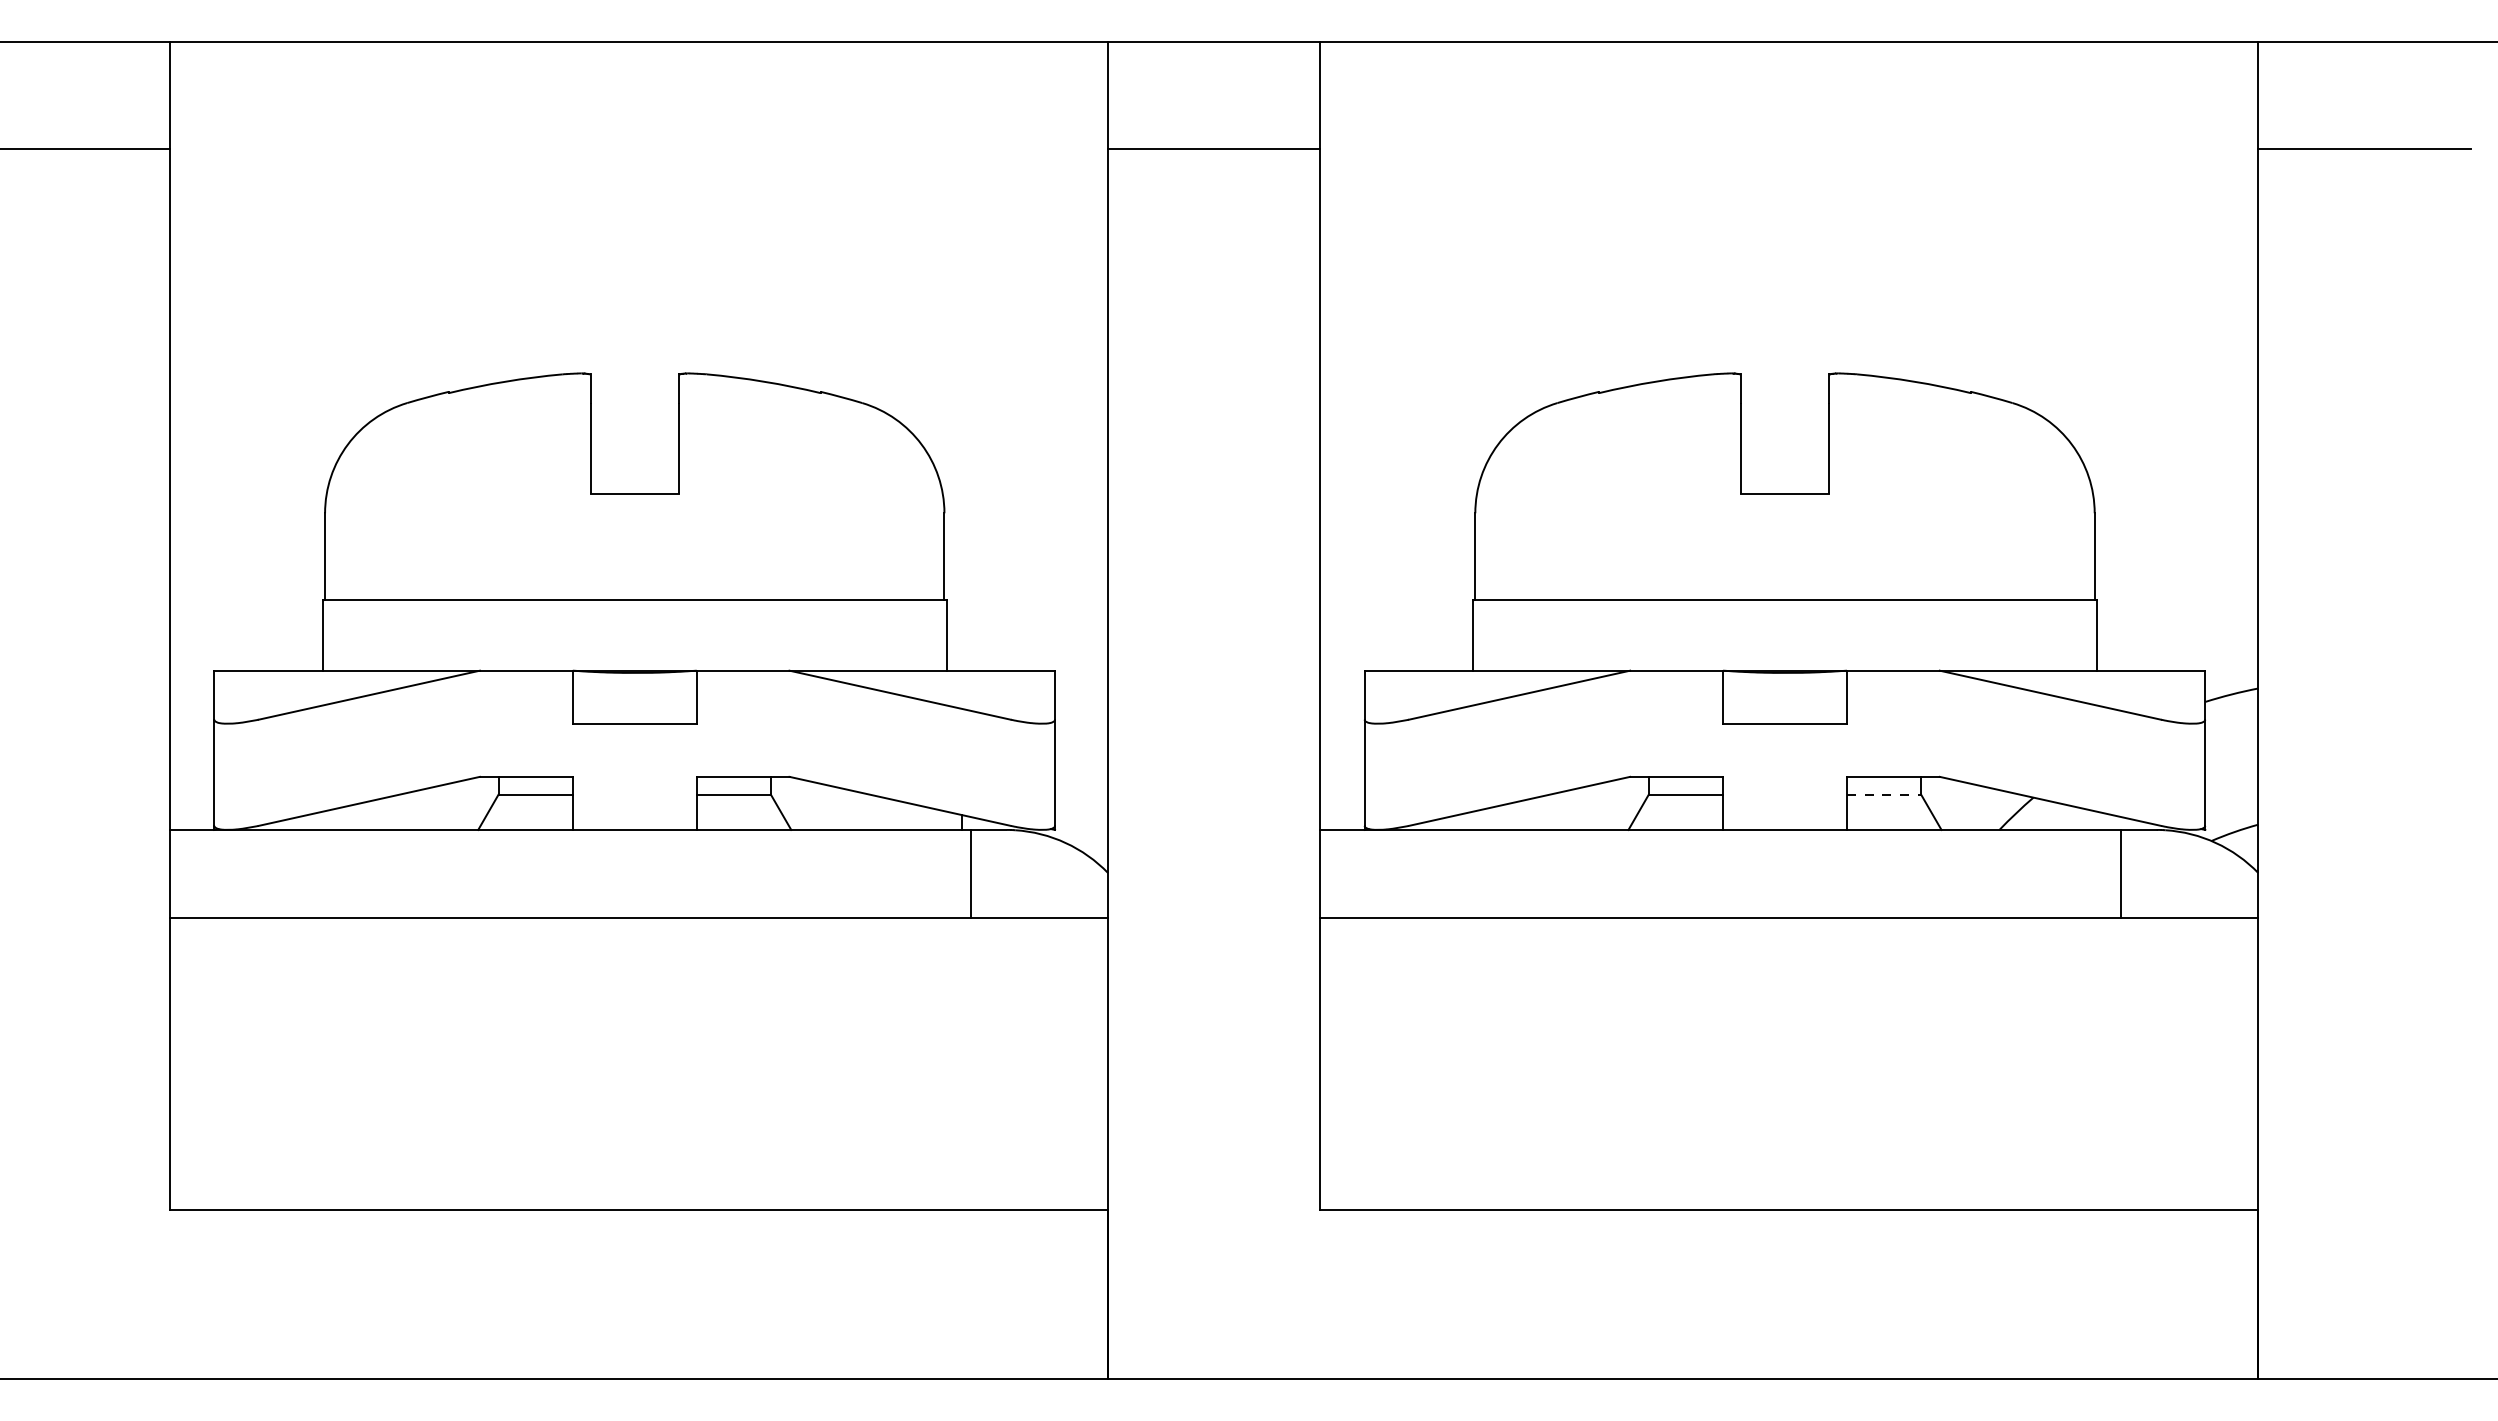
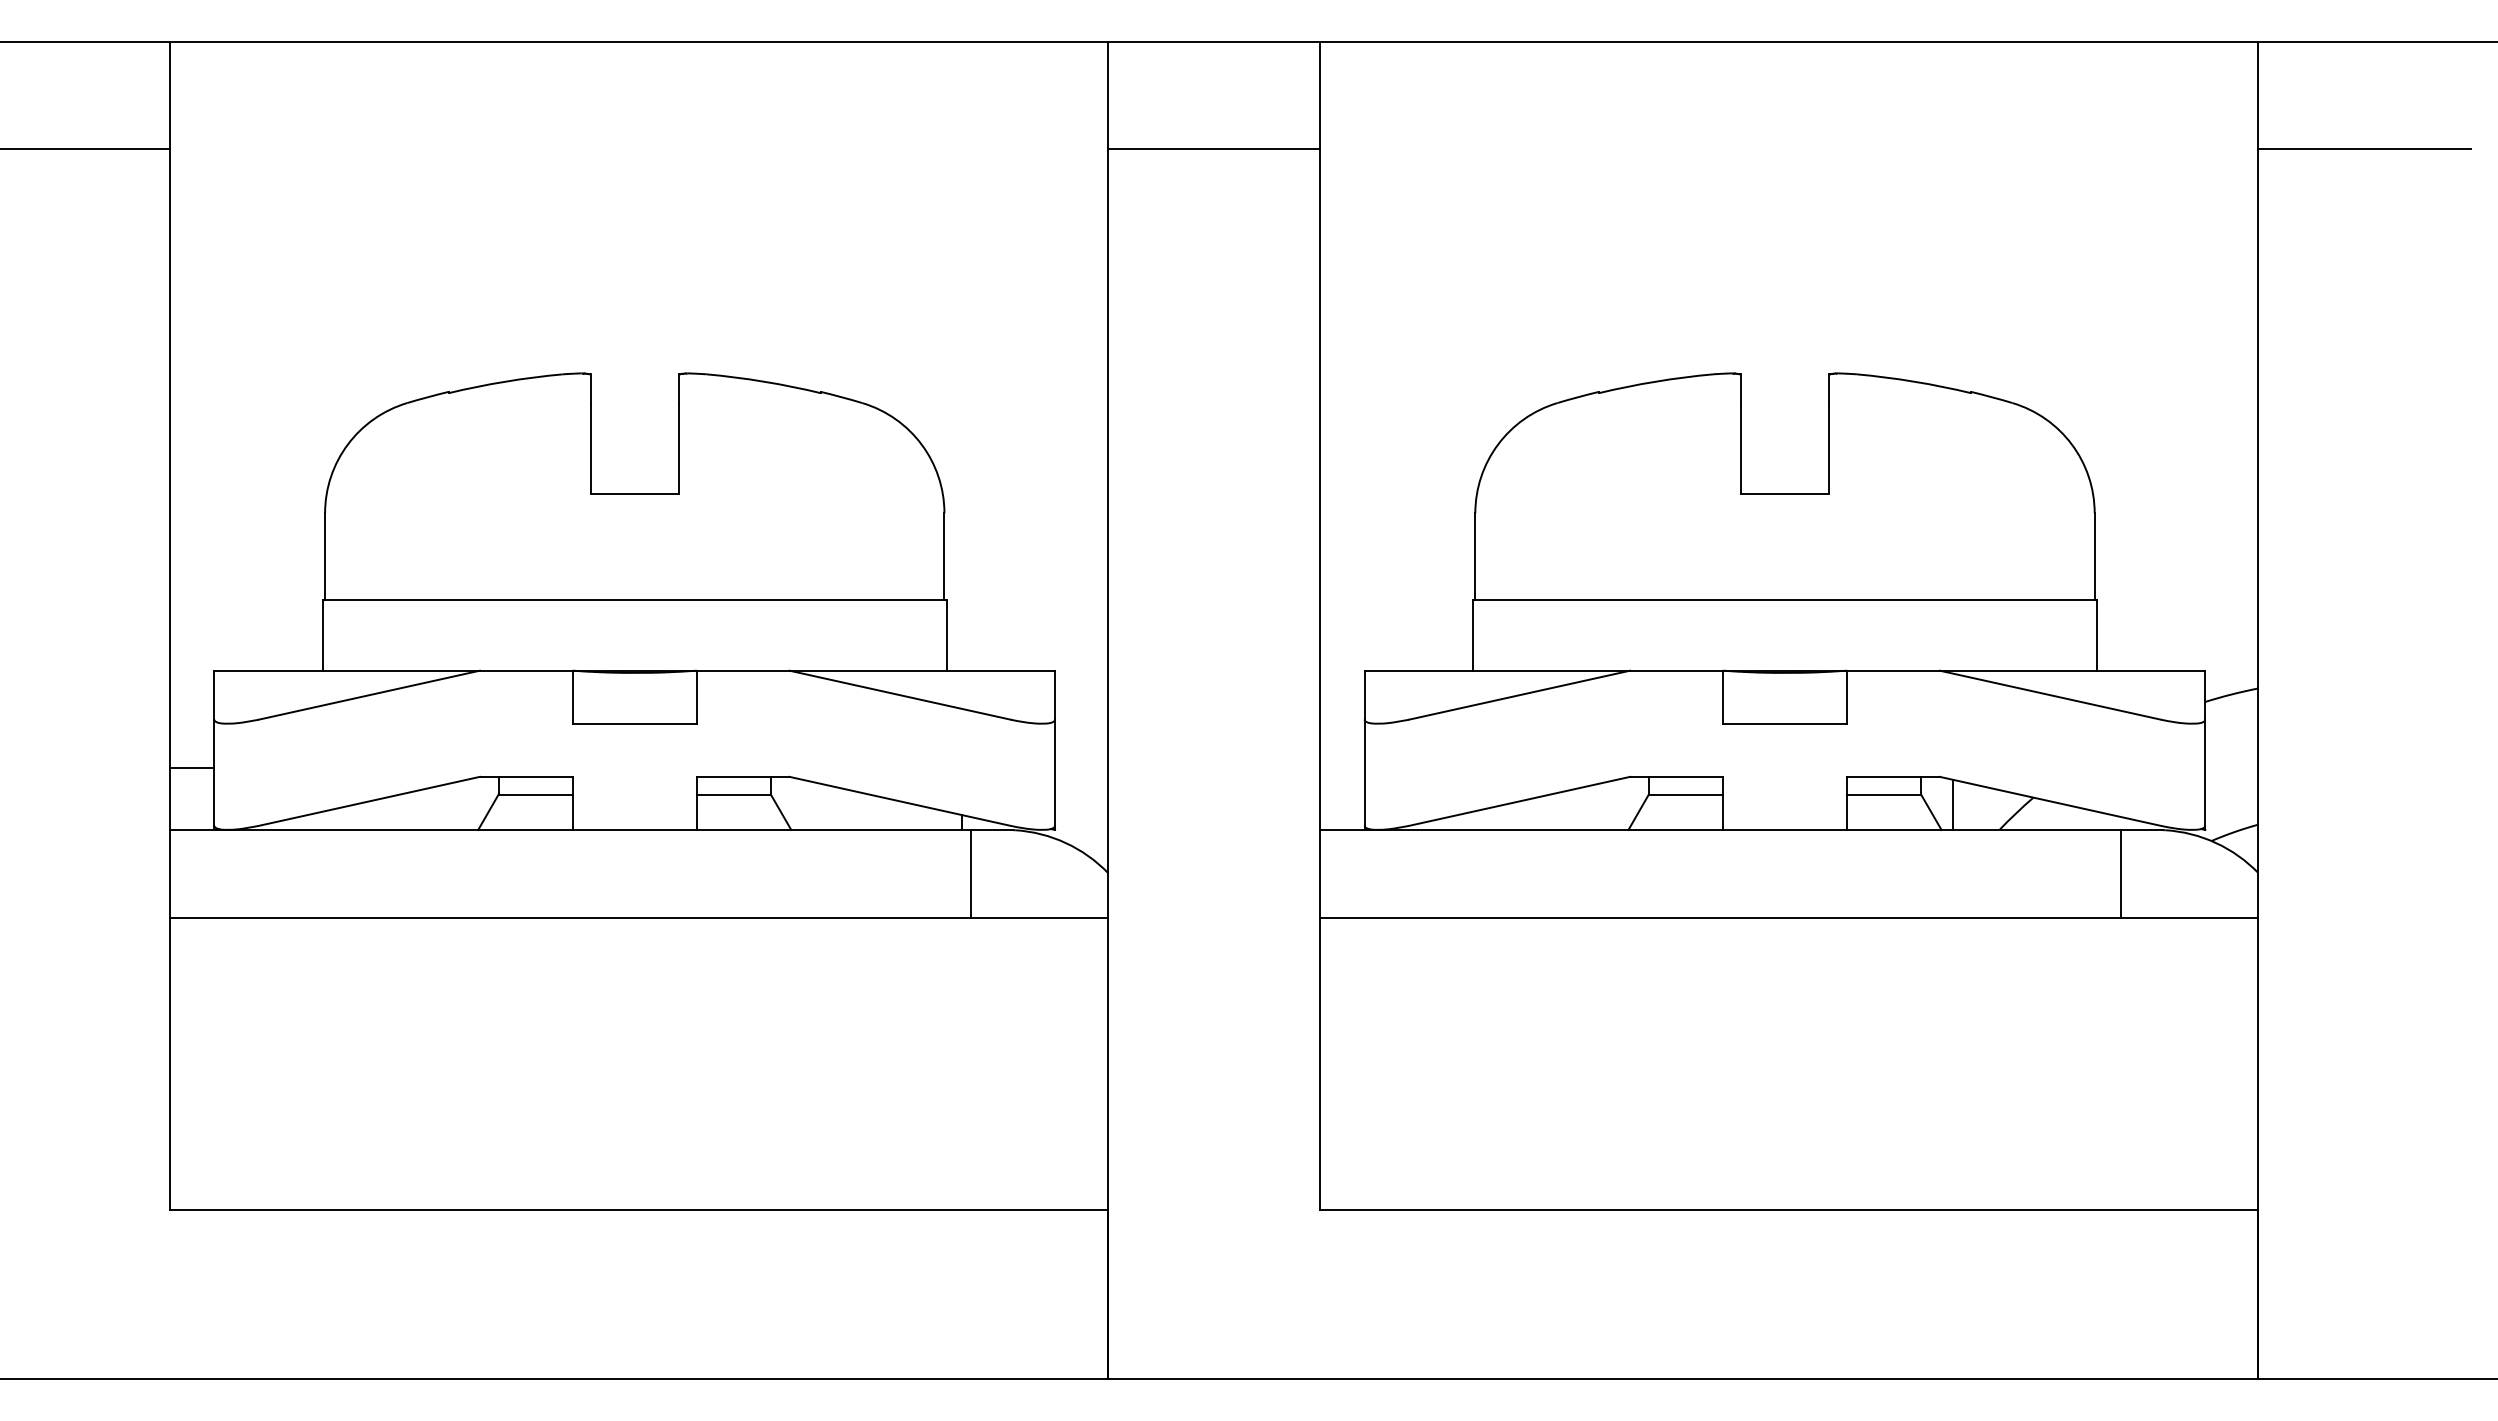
line: none -> present (192, 768)
line: dashed -> solid (1884, 794)
line: none -> present (1953, 804)
